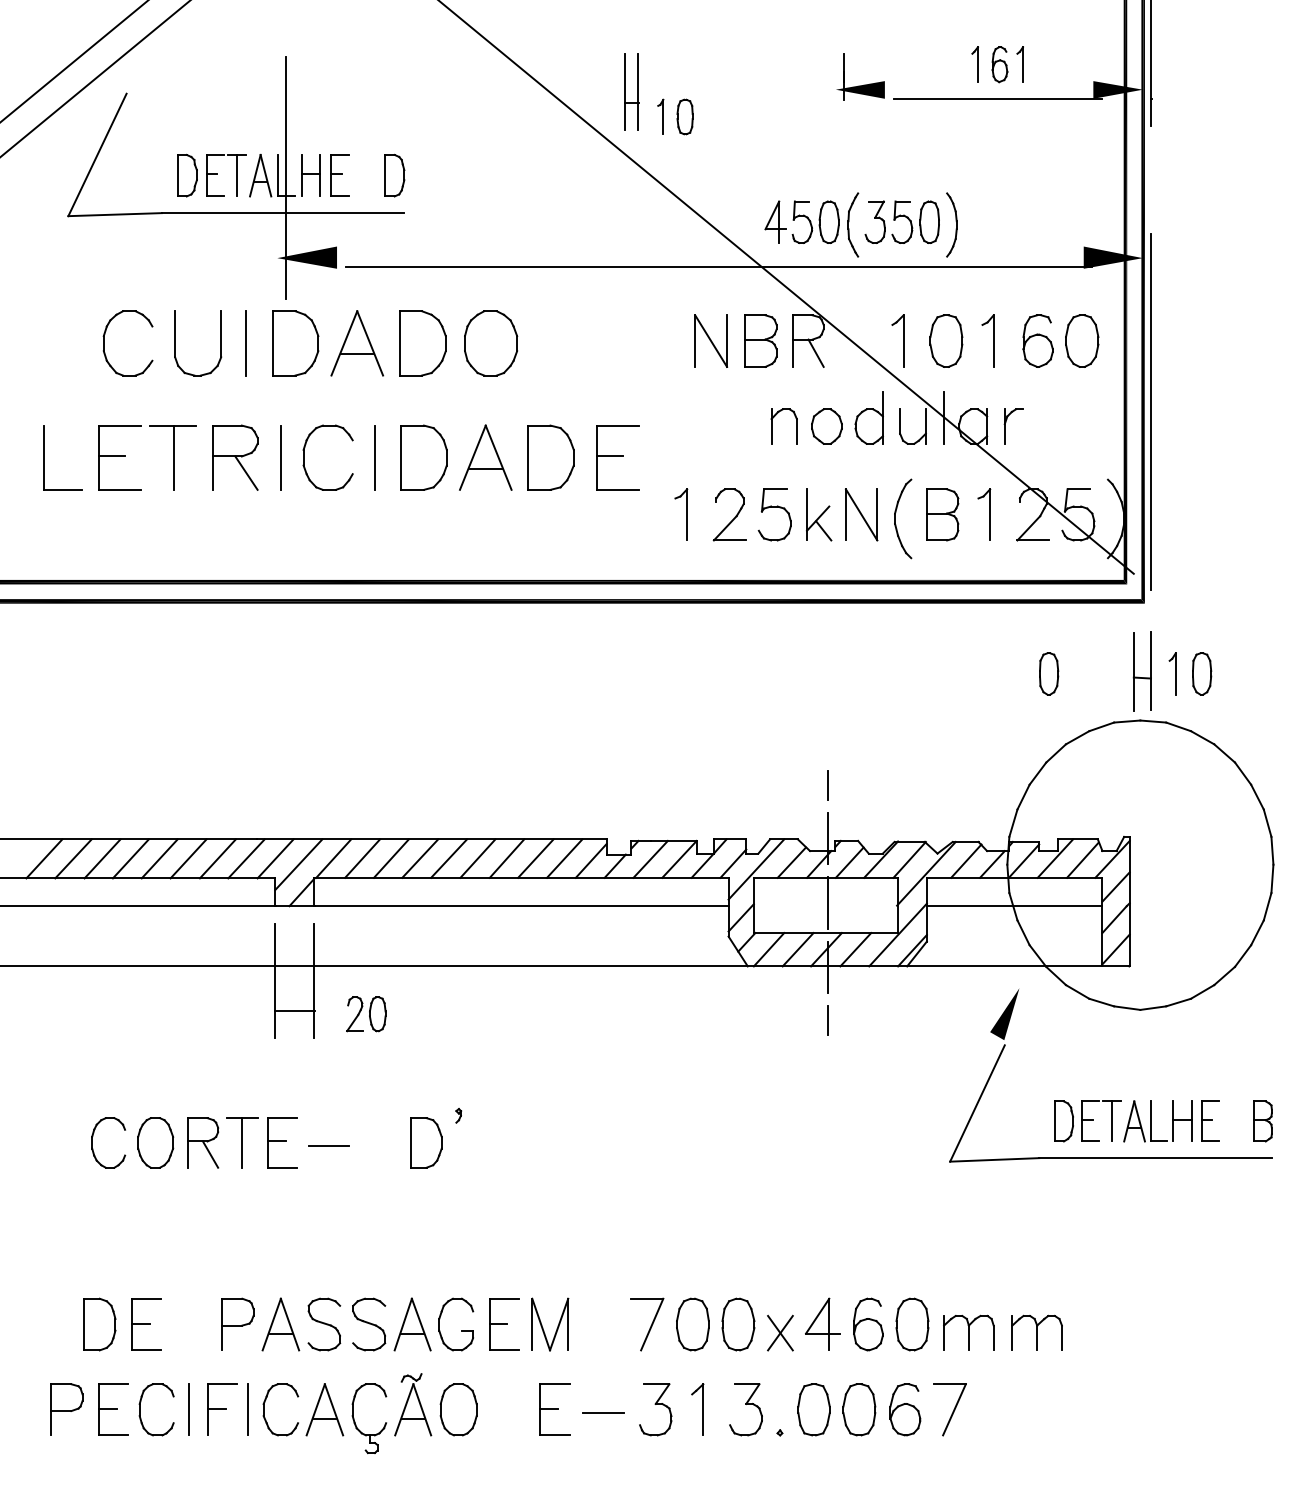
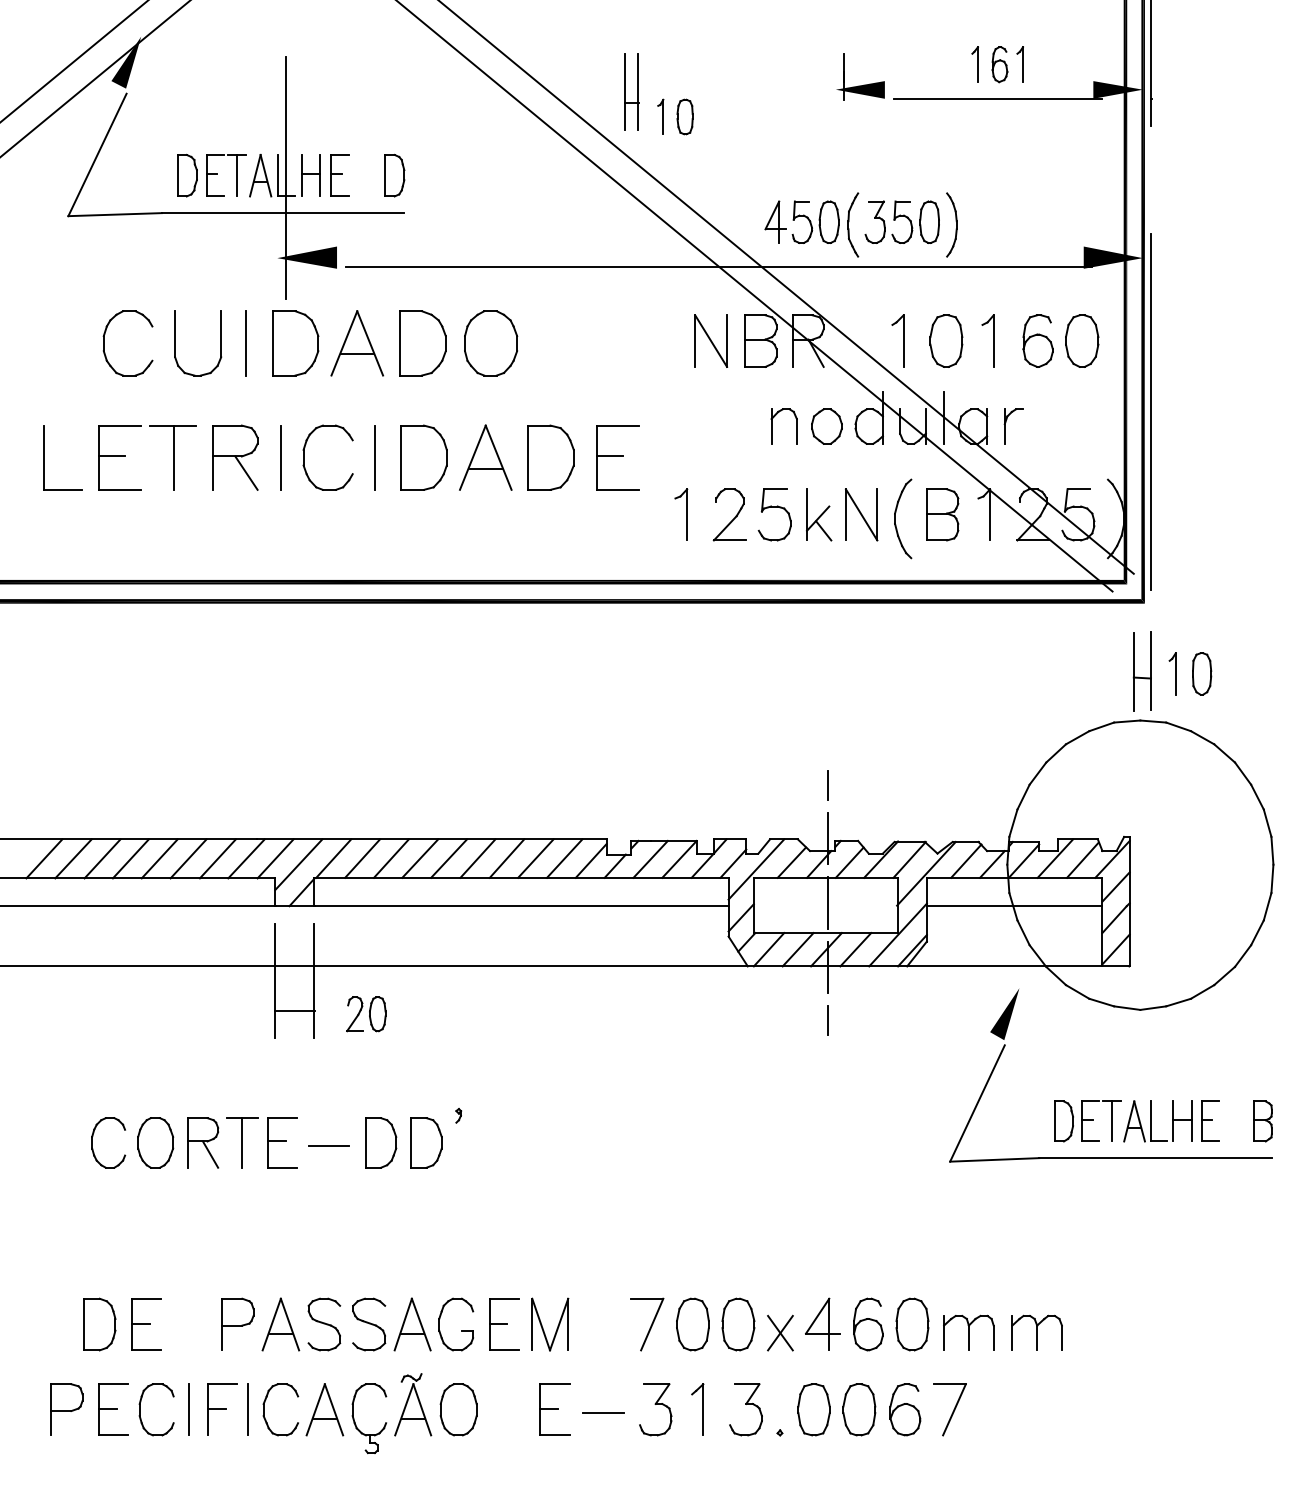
fill: none -> present (126, 62)
line: none -> present (755, 296)
part: present -> none (1049, 673)
part: none -> present (381, 1142)
